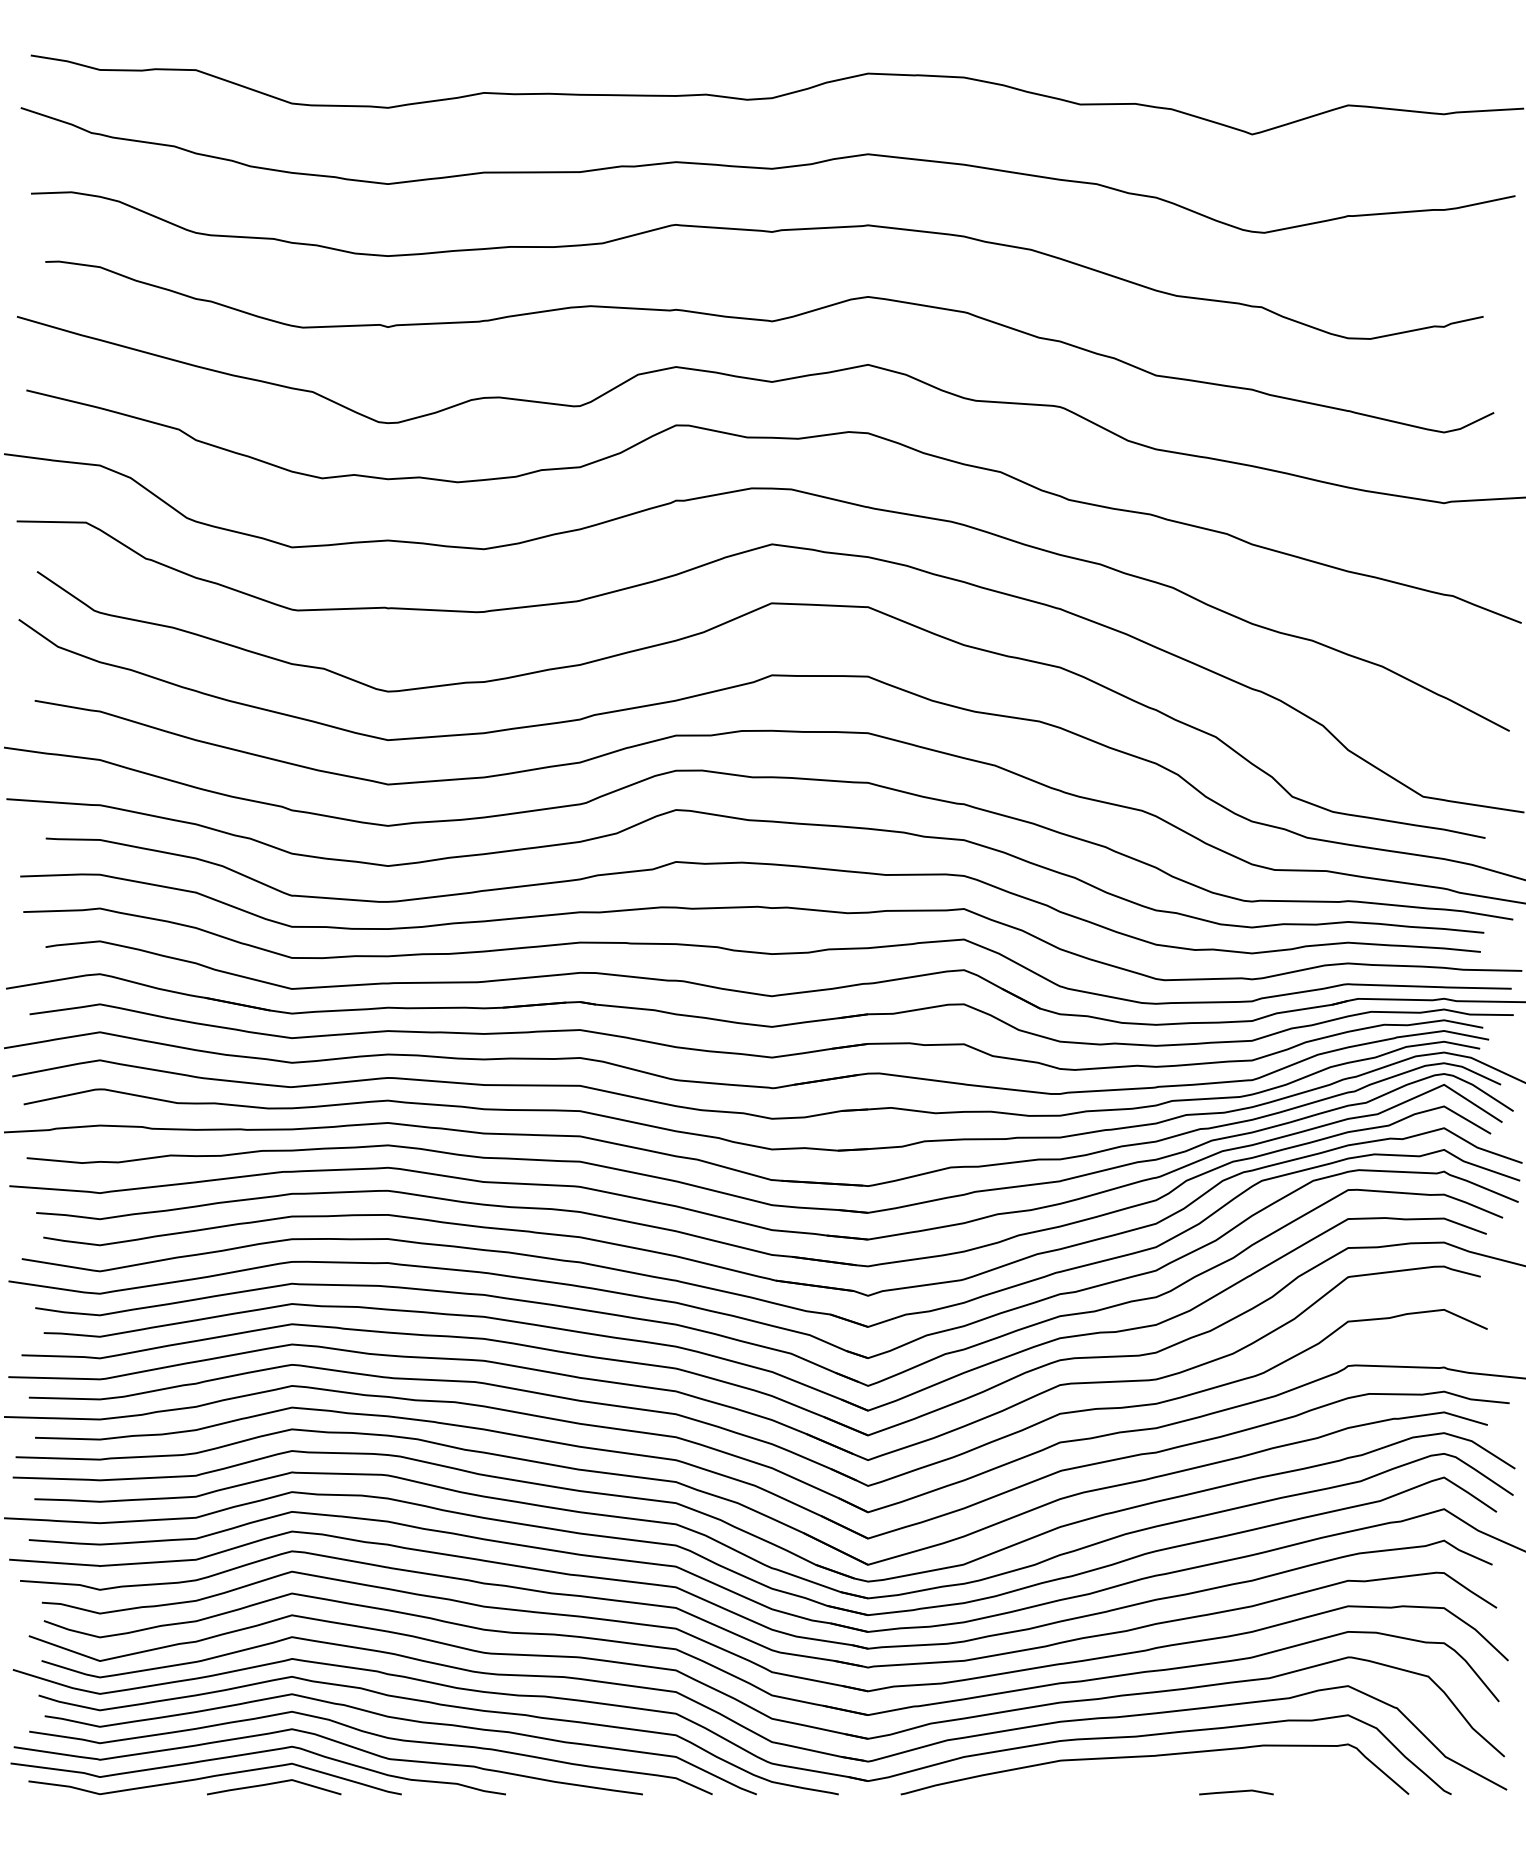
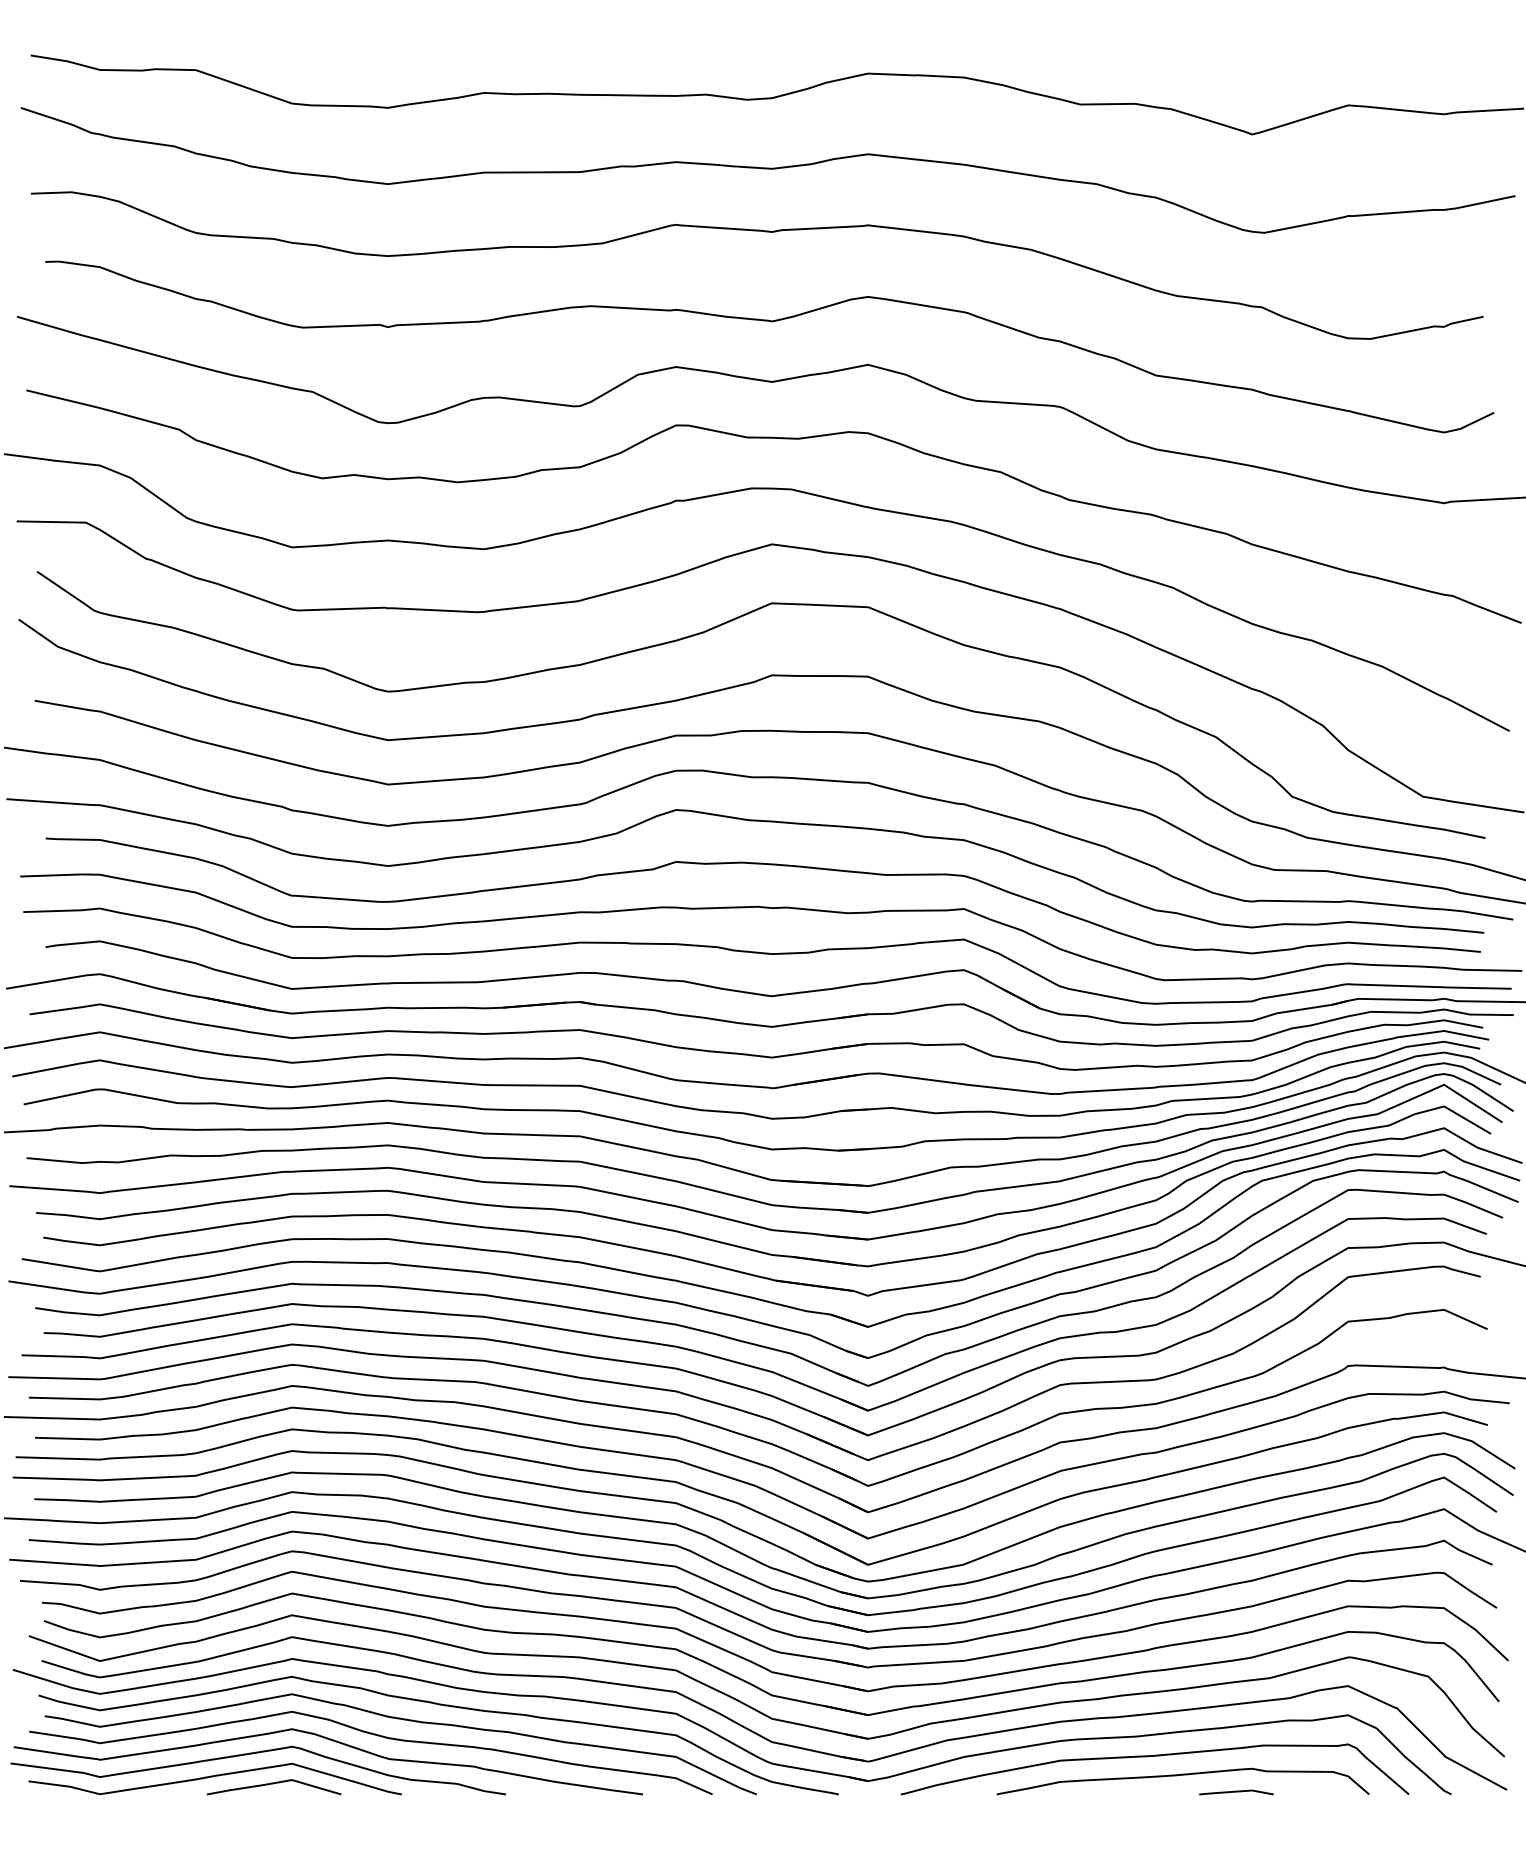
curve: none -> present (1182, 1775)
